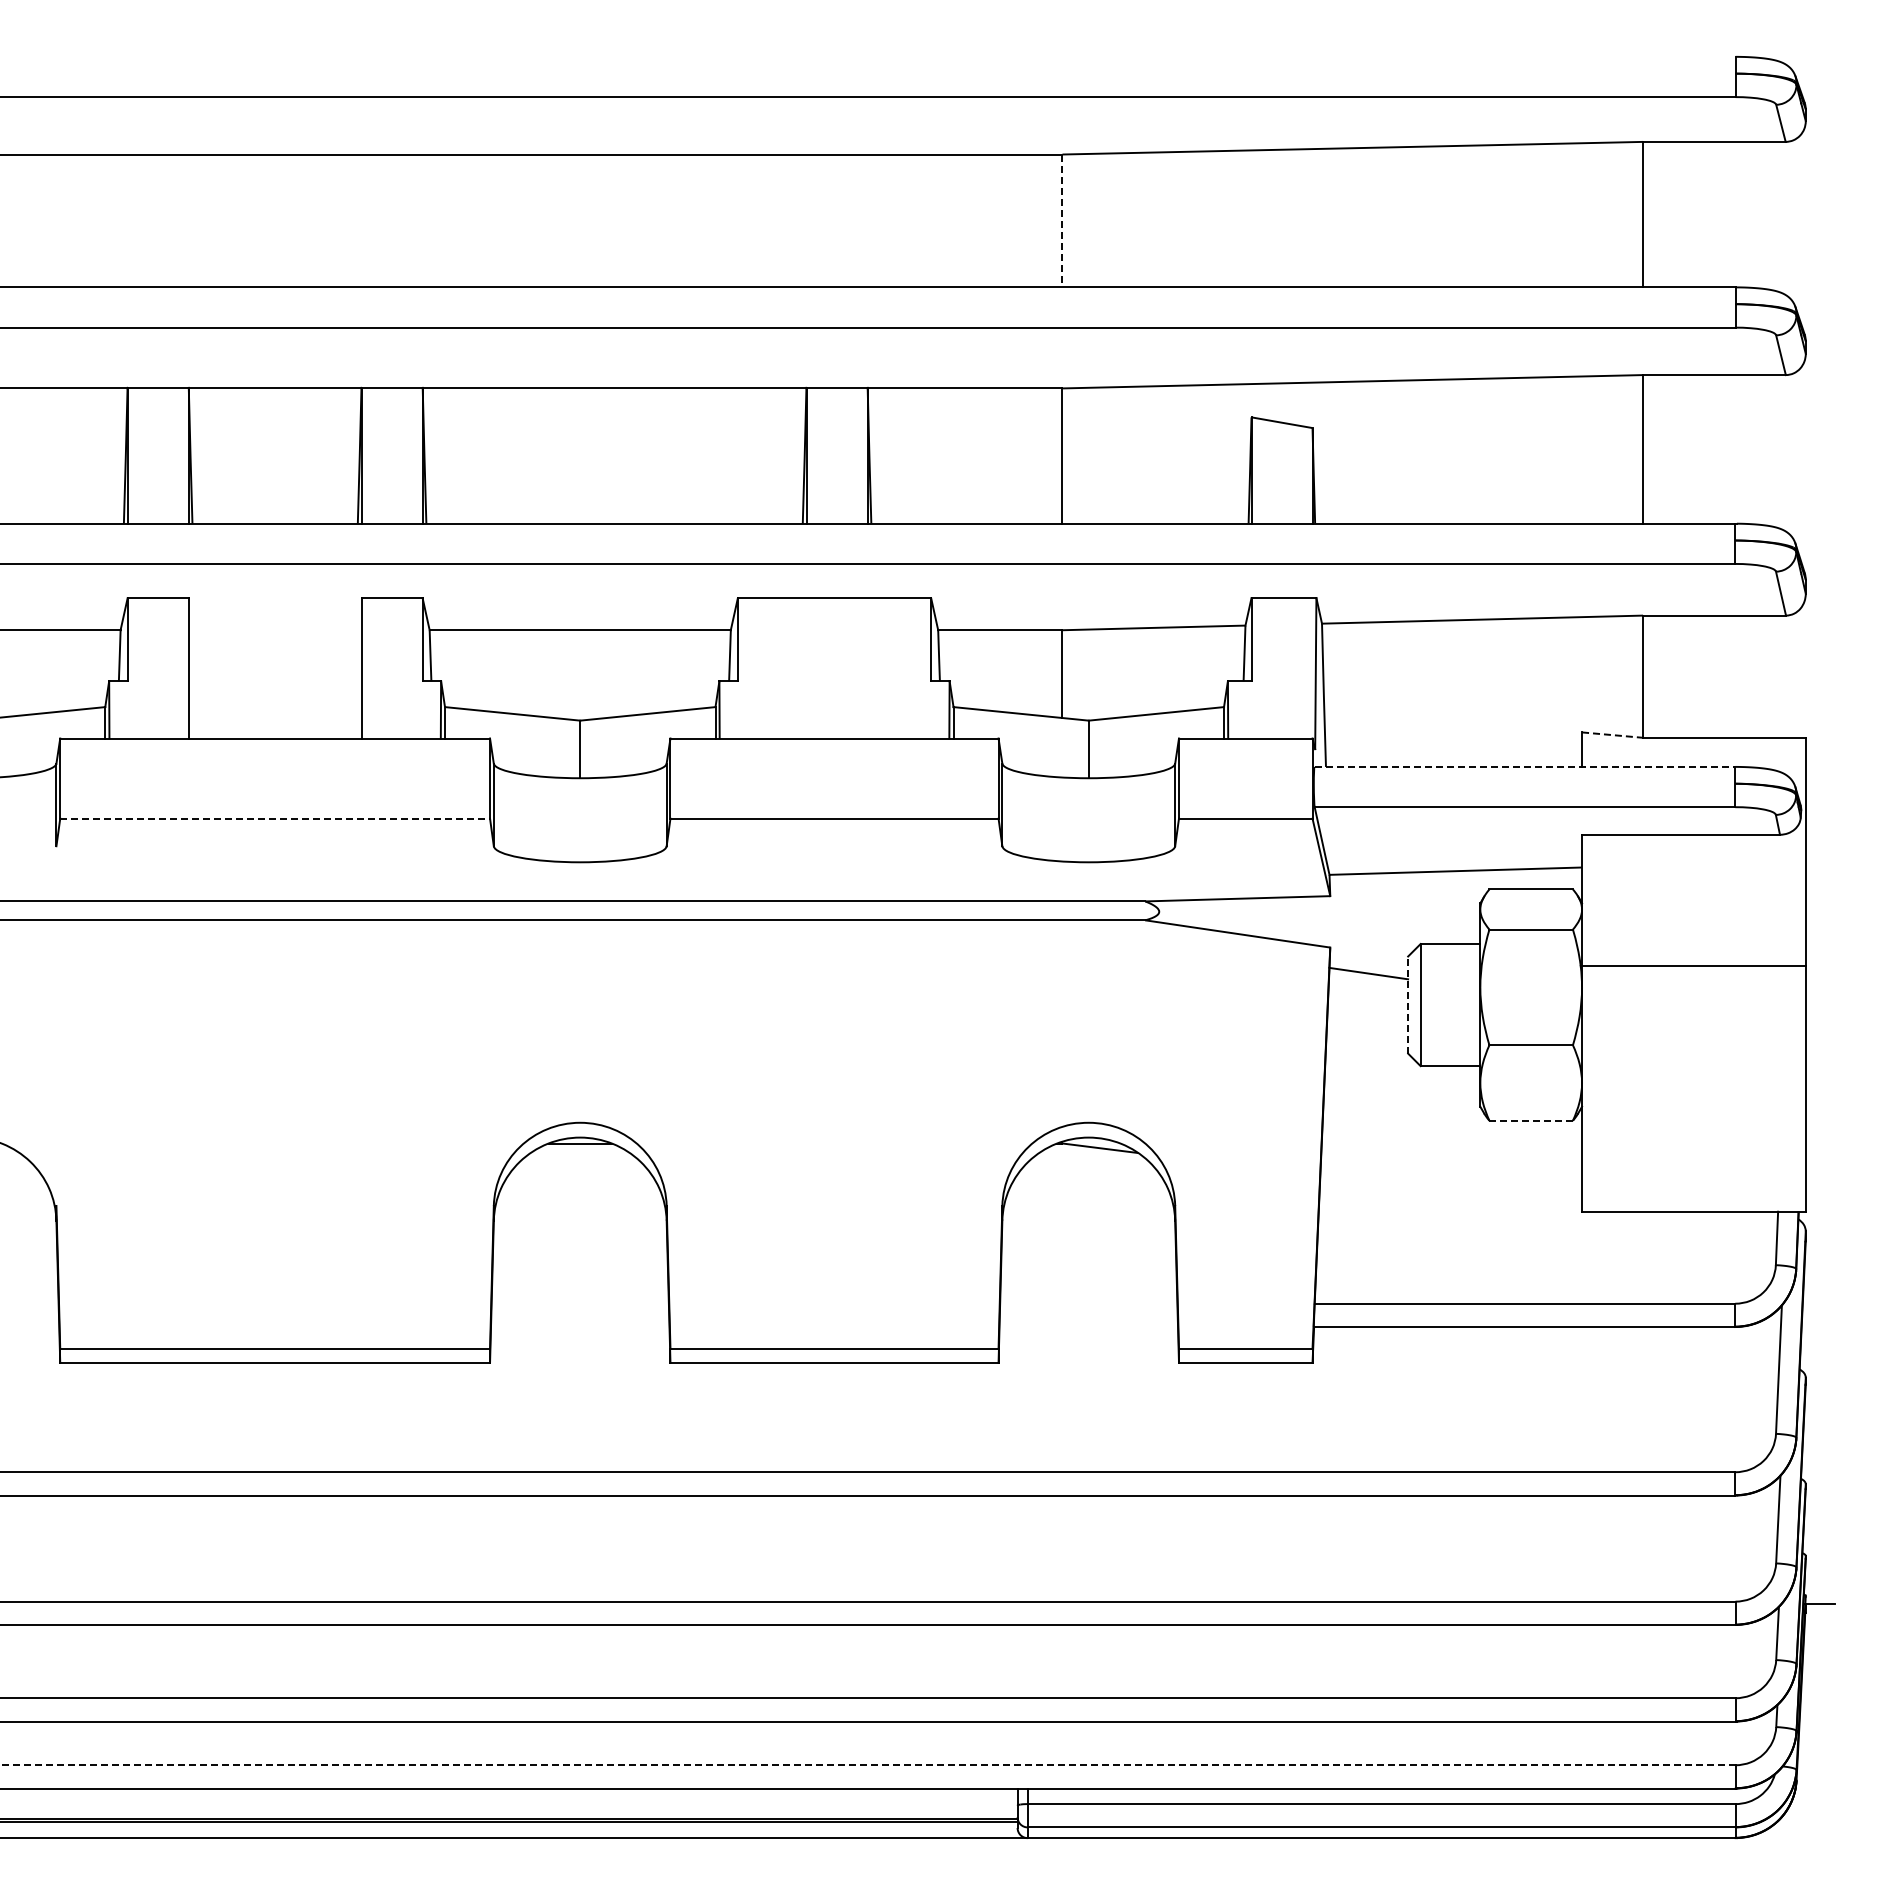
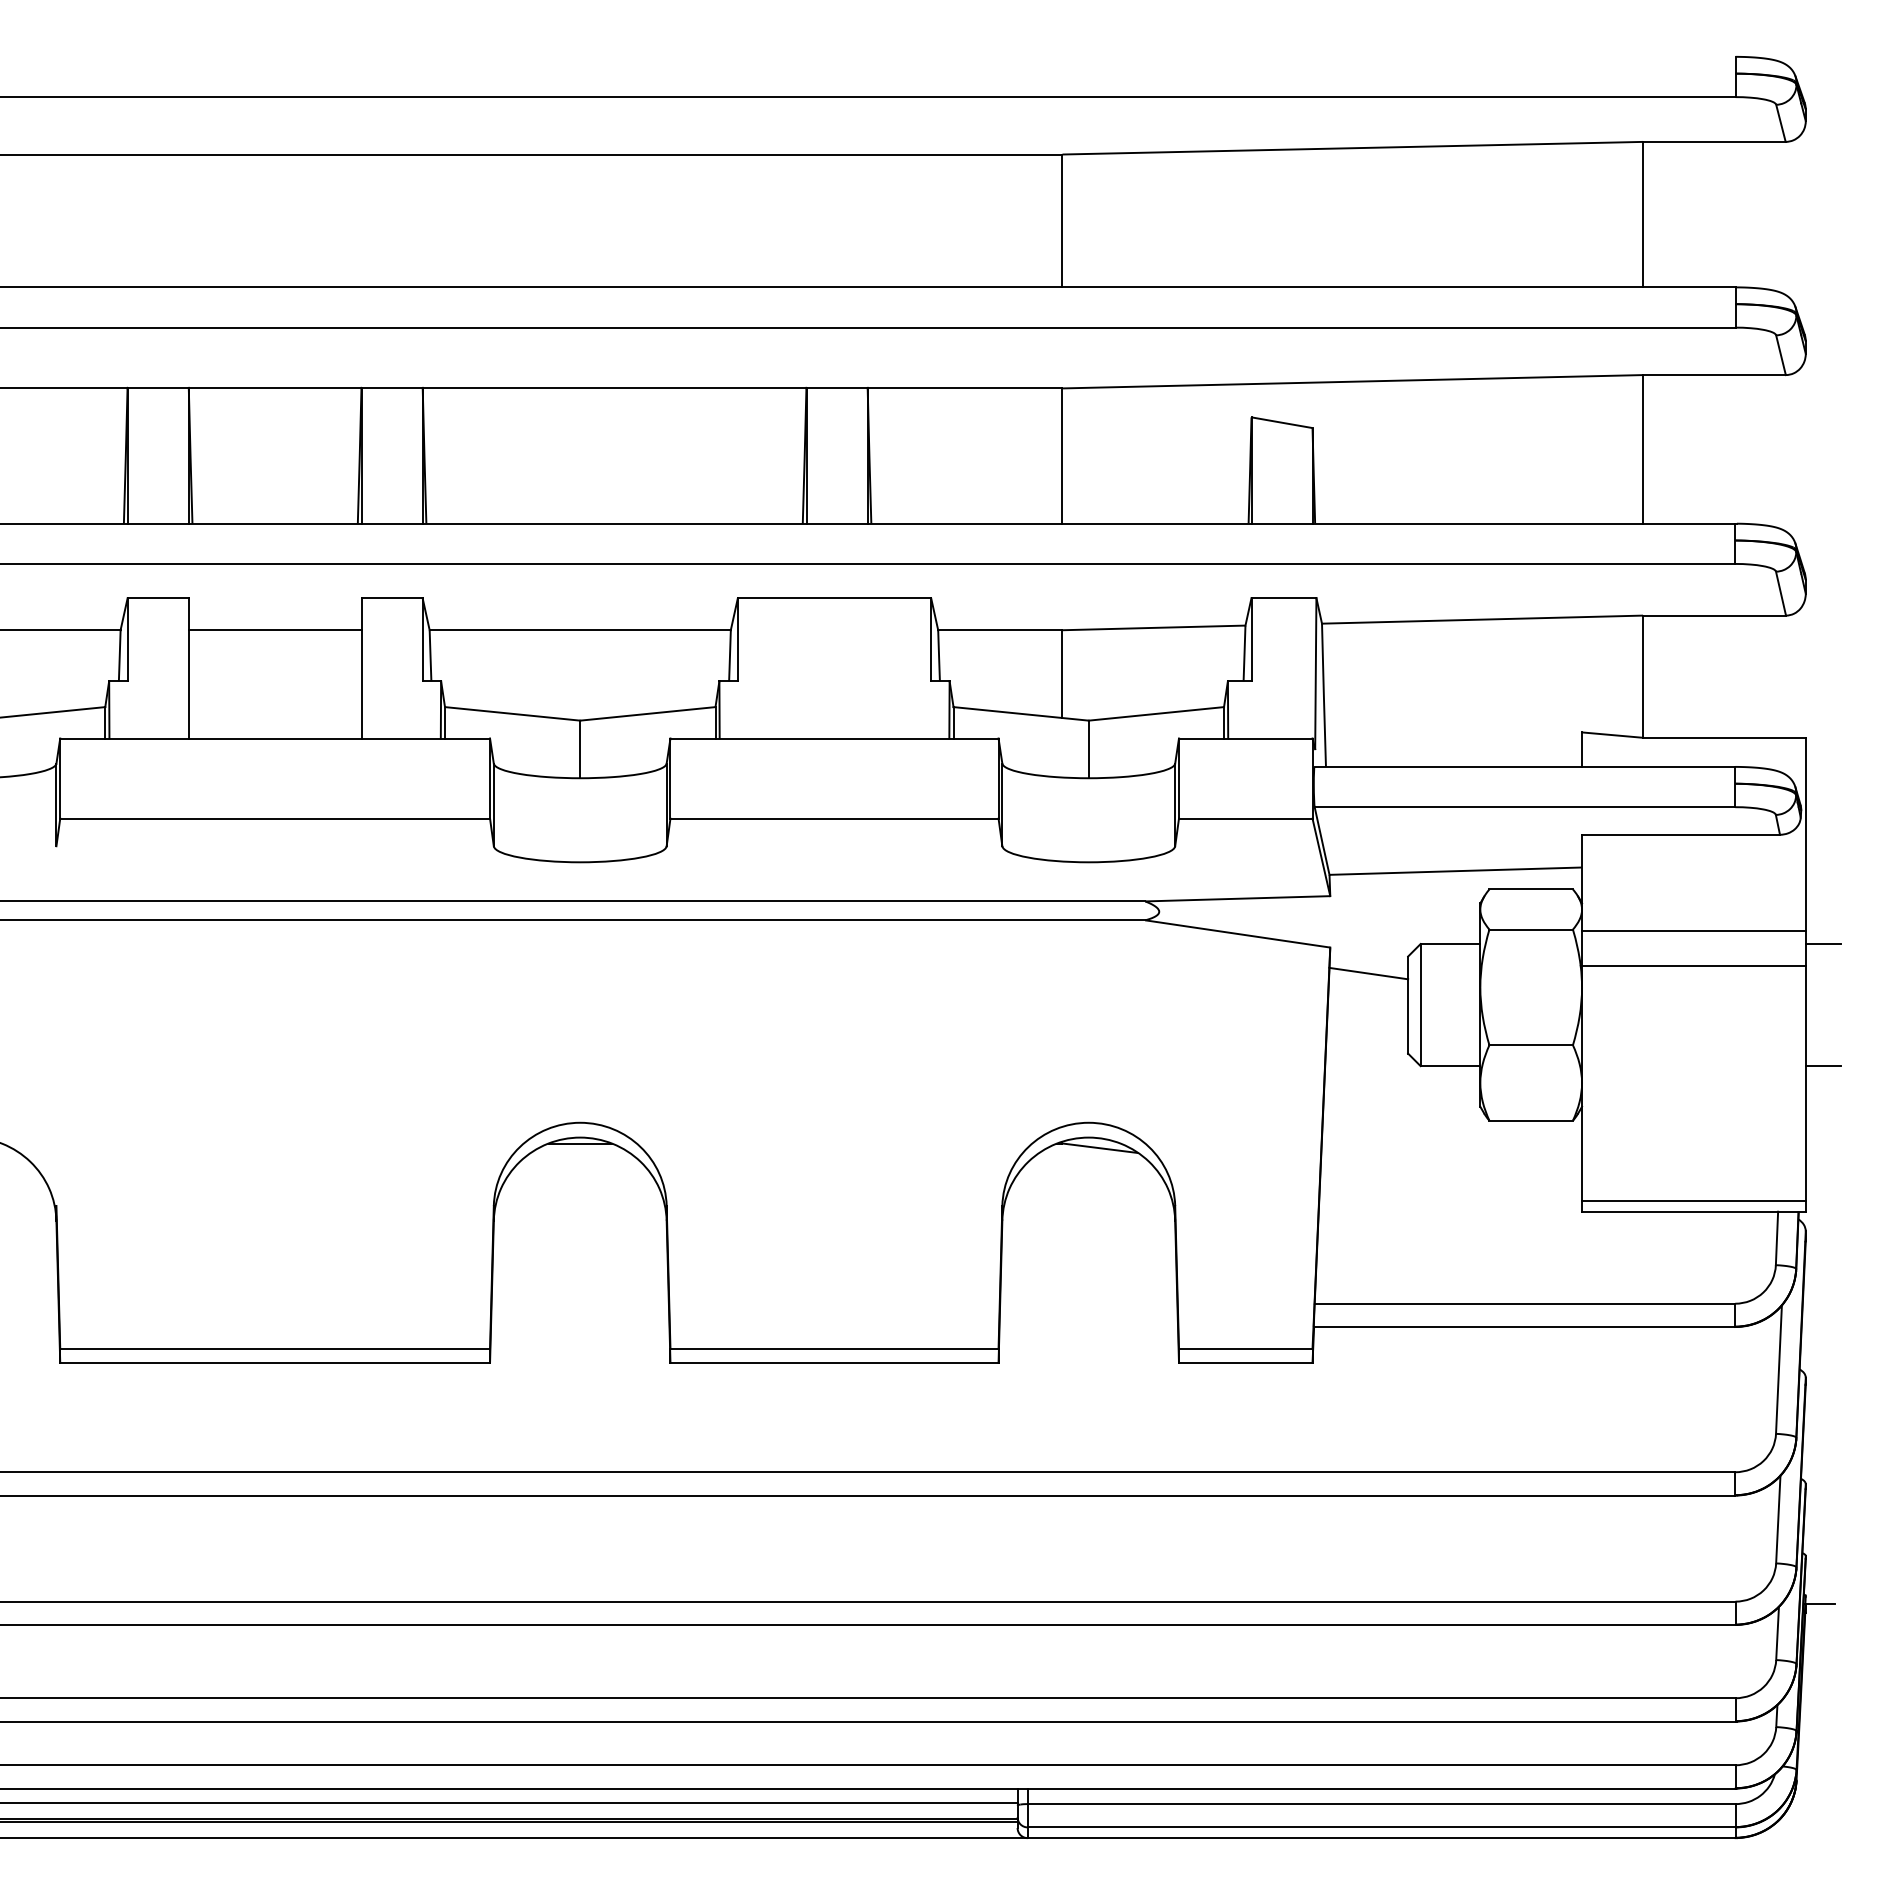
line: dashed -> solid (1062, 221)
line: none -> present (274, 630)
line: dashed -> solid (1612, 735)
line: dashed -> solid (1525, 766)
line: dashed -> solid (275, 818)
line: none -> present (1693, 931)
line: none -> present (1823, 944)
line: dashed -> solid (1408, 1005)
line: none -> present (1823, 1066)
line: dashed -> solid (1531, 1120)
line: none -> present (1693, 1200)
line: dashed -> solid (867, 1765)
line: none -> present (509, 1803)
